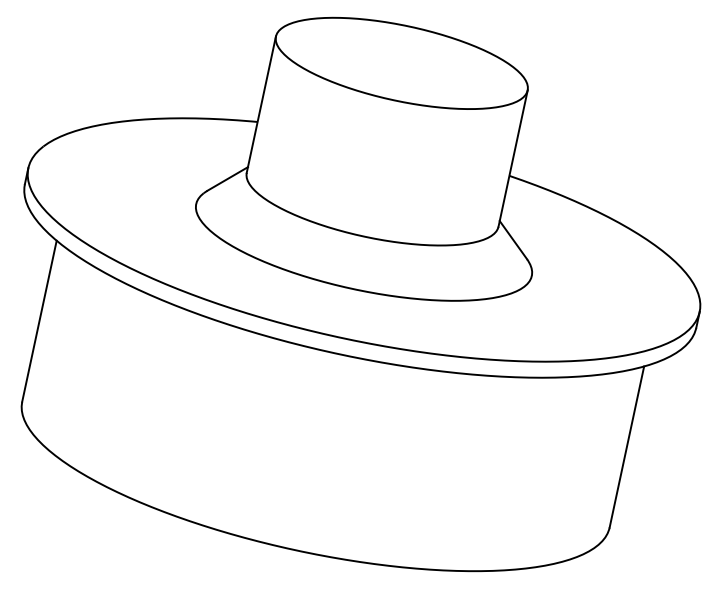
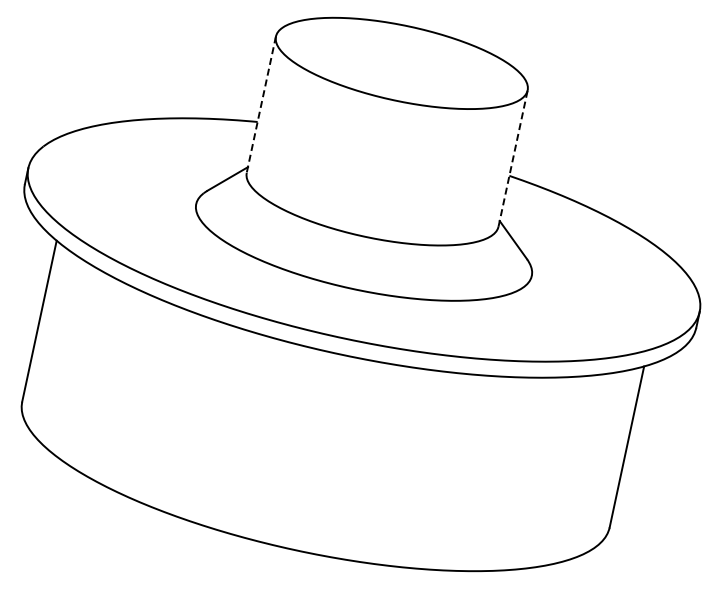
line: solid -> dashed (261, 104)
line: solid -> dashed (513, 158)
